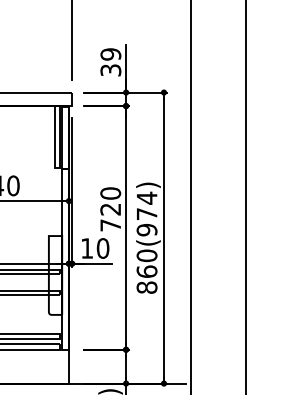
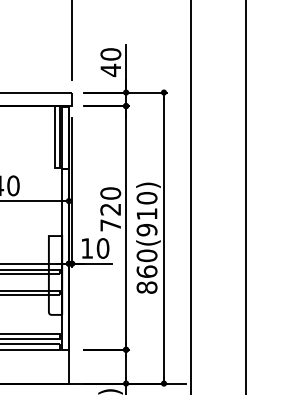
text: 39 -> 40 (110, 62)
text: 860(974) -> 860(910) (146, 205)
